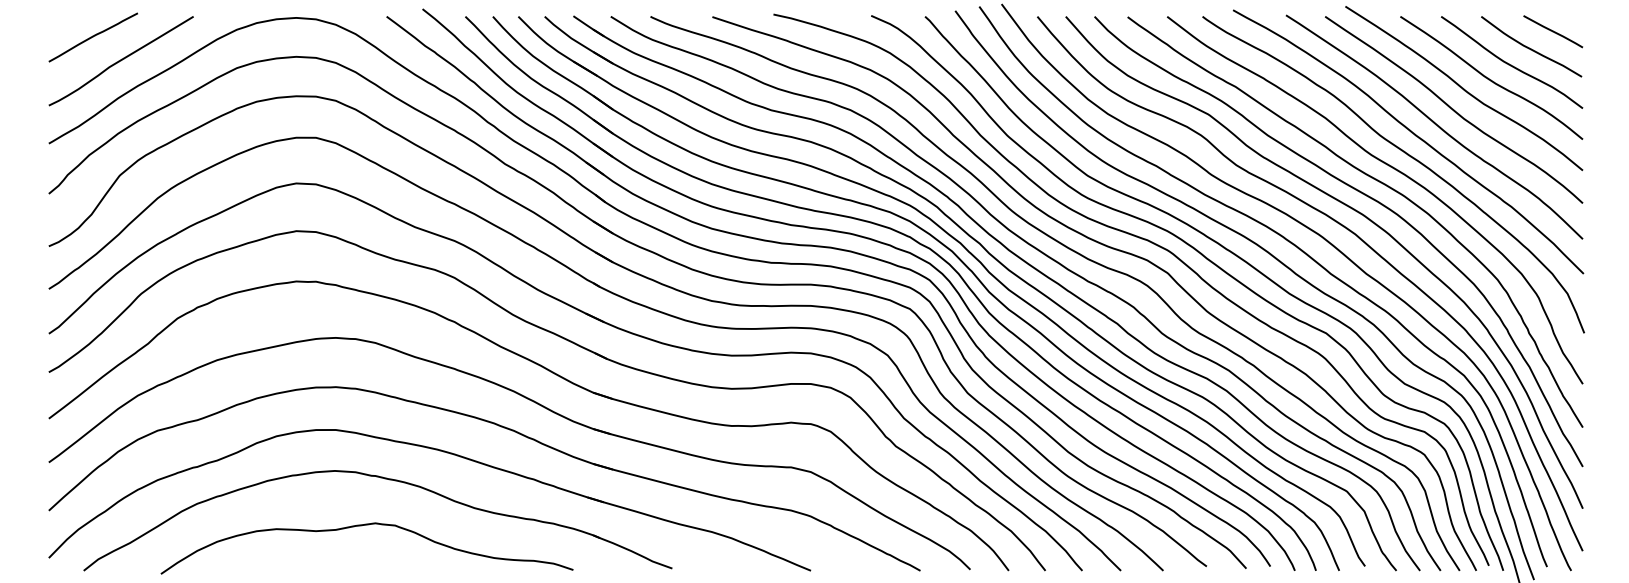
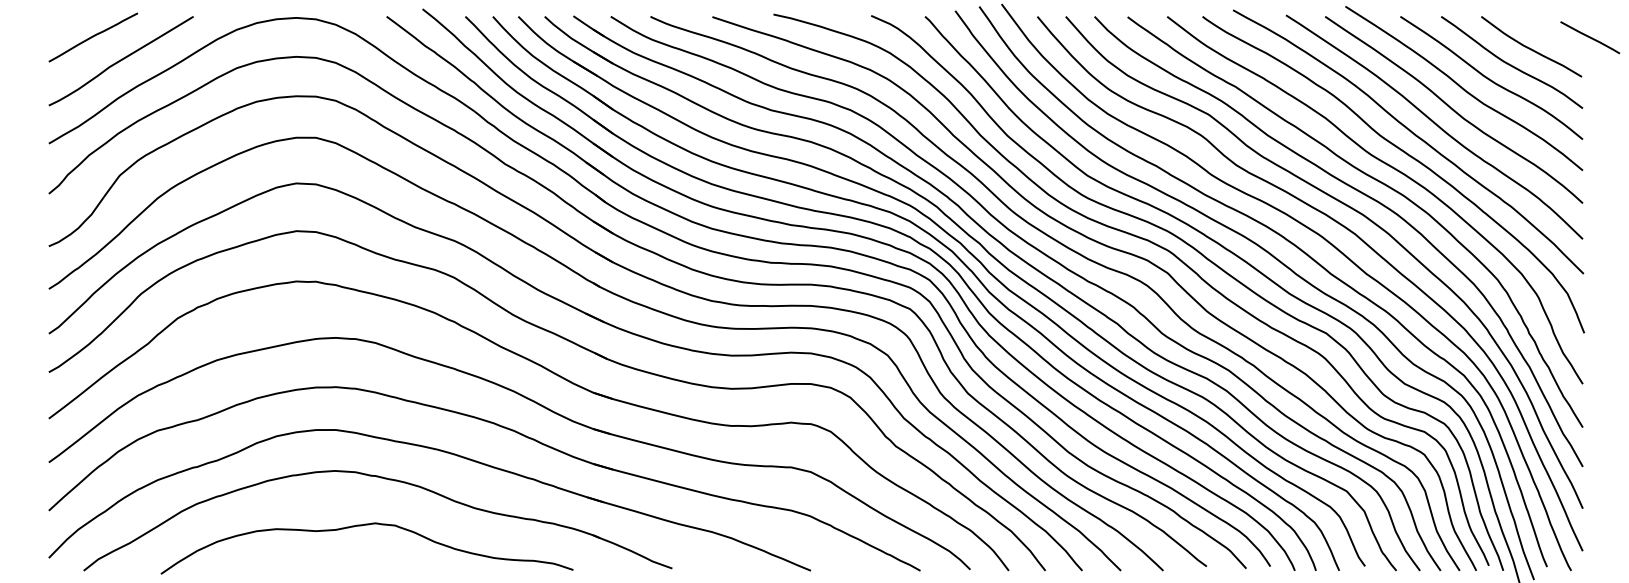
line position: (1553, 31) -> (1590, 37) (1590, 37)
